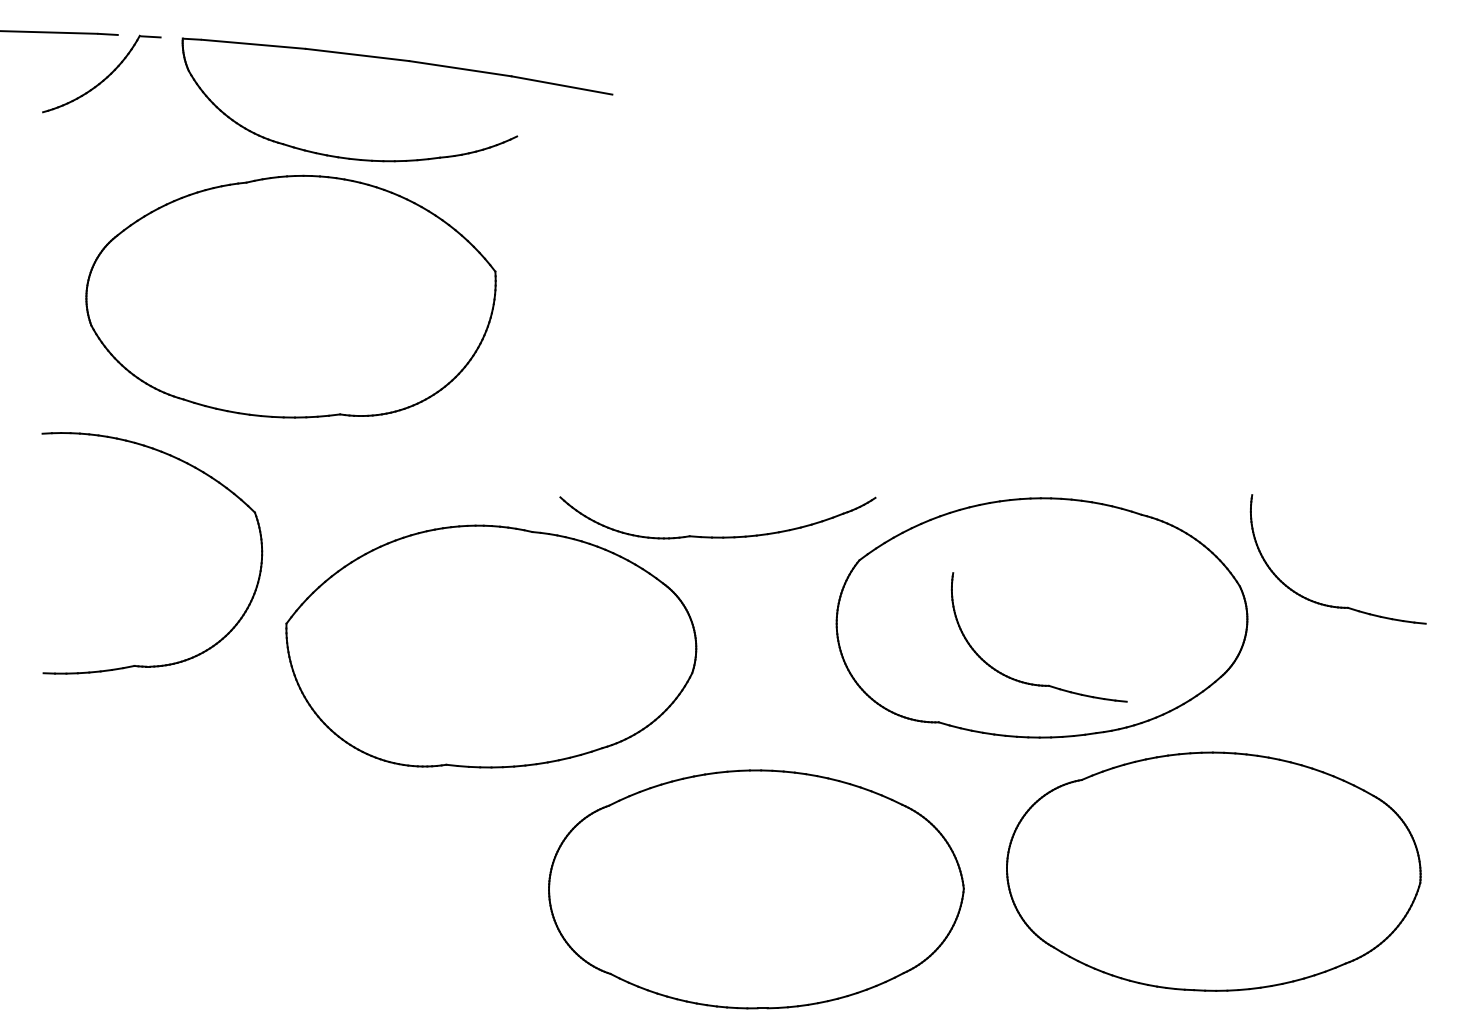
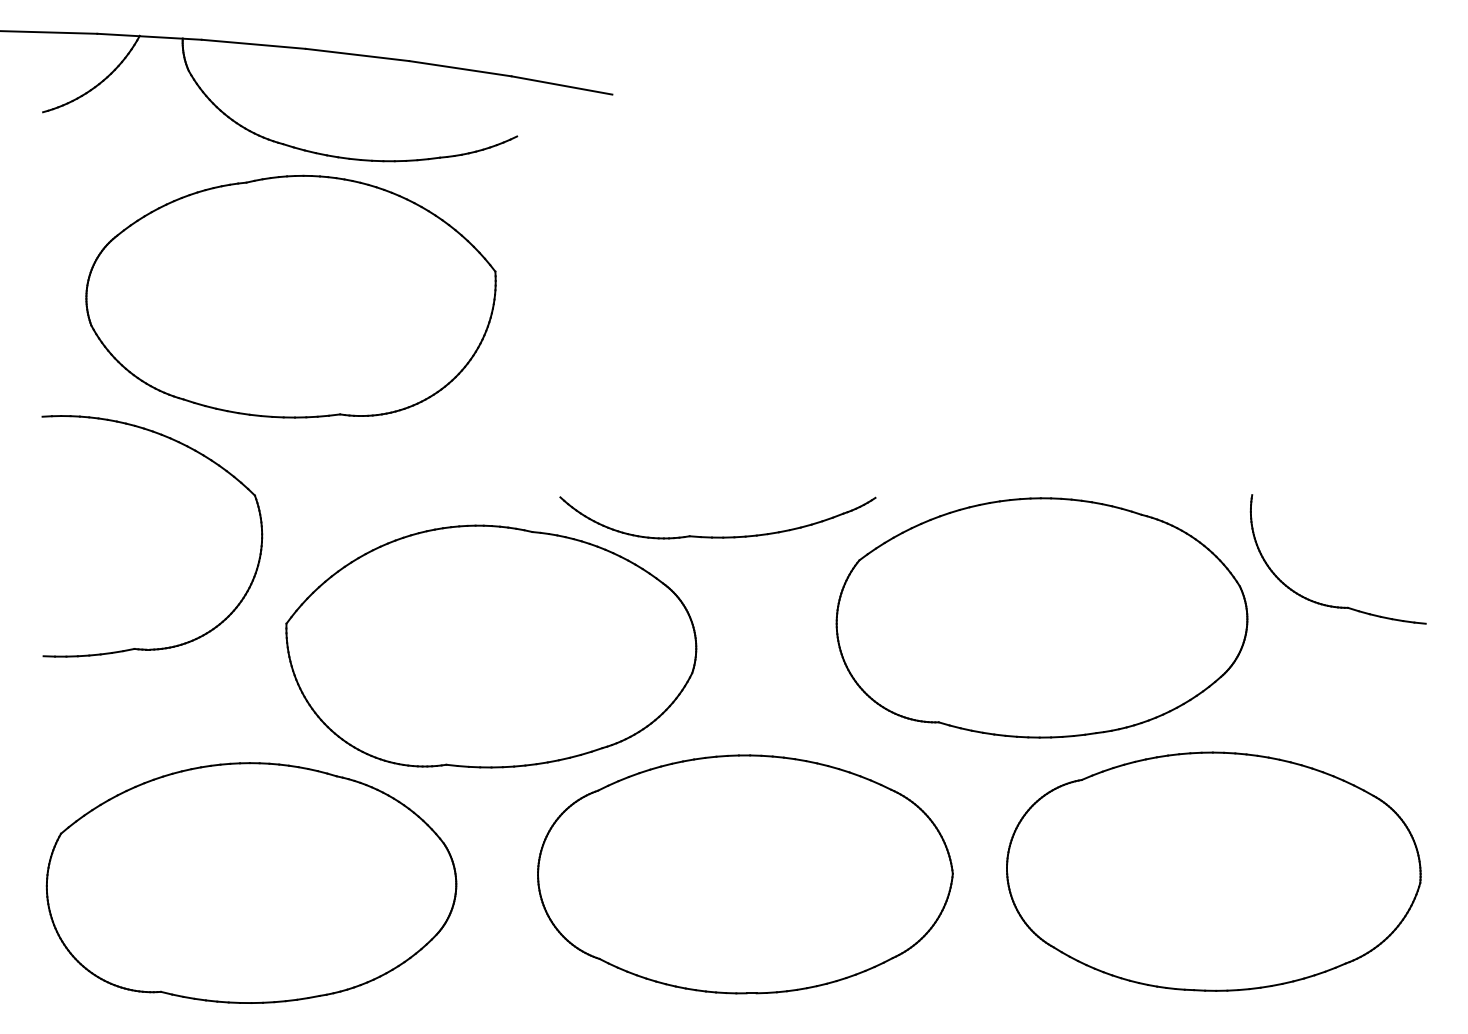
line: dashed -> solid (150, 36)
part position: (199, 471) -> (199, 454) (199, 454)
part: present -> none (1028, 682)
part: none -> present (251, 882)
part position: (756, 889) -> (745, 874) (745, 874)
